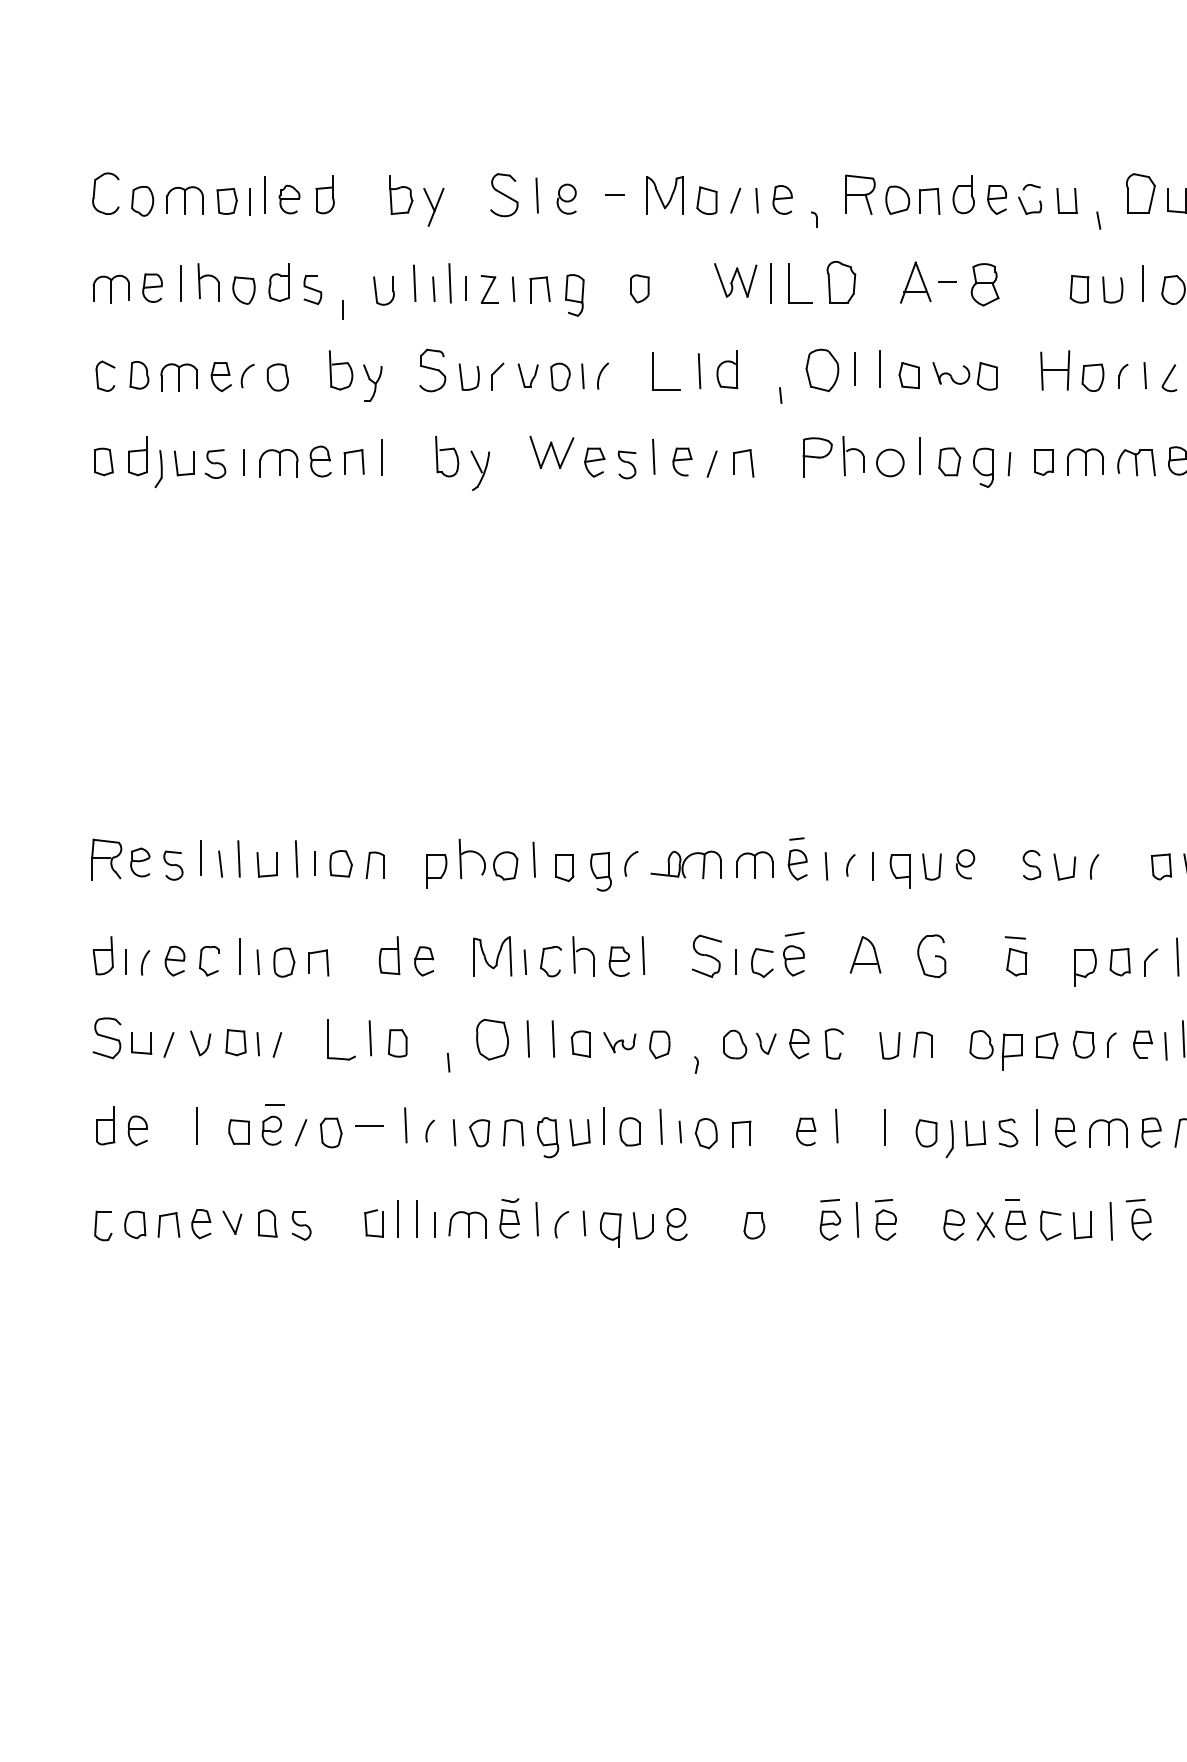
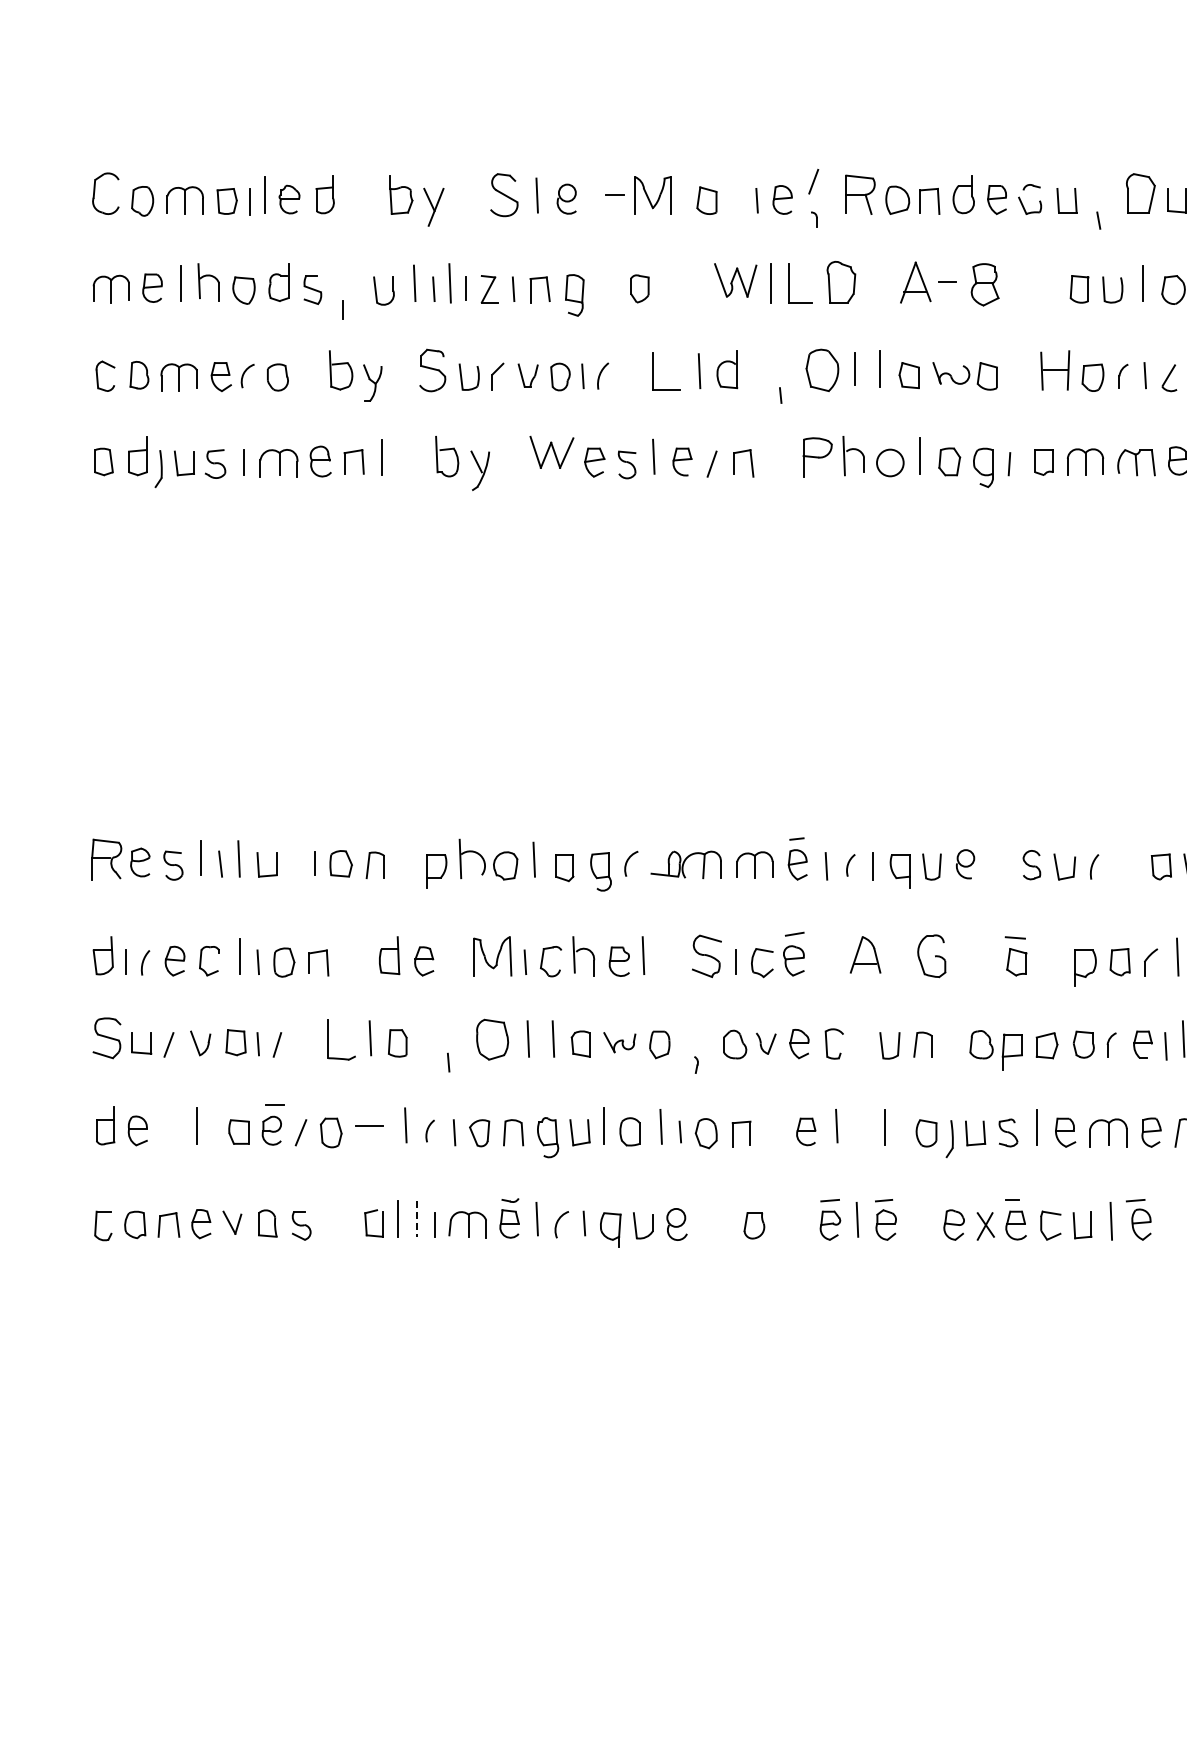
part position: (664, 195) -> (652, 195) (652, 195)
line position: (735, 200) -> (813, 181) (813, 181)
line: present -> none (296, 858)
line: solid -> dashed (416, 1219)
